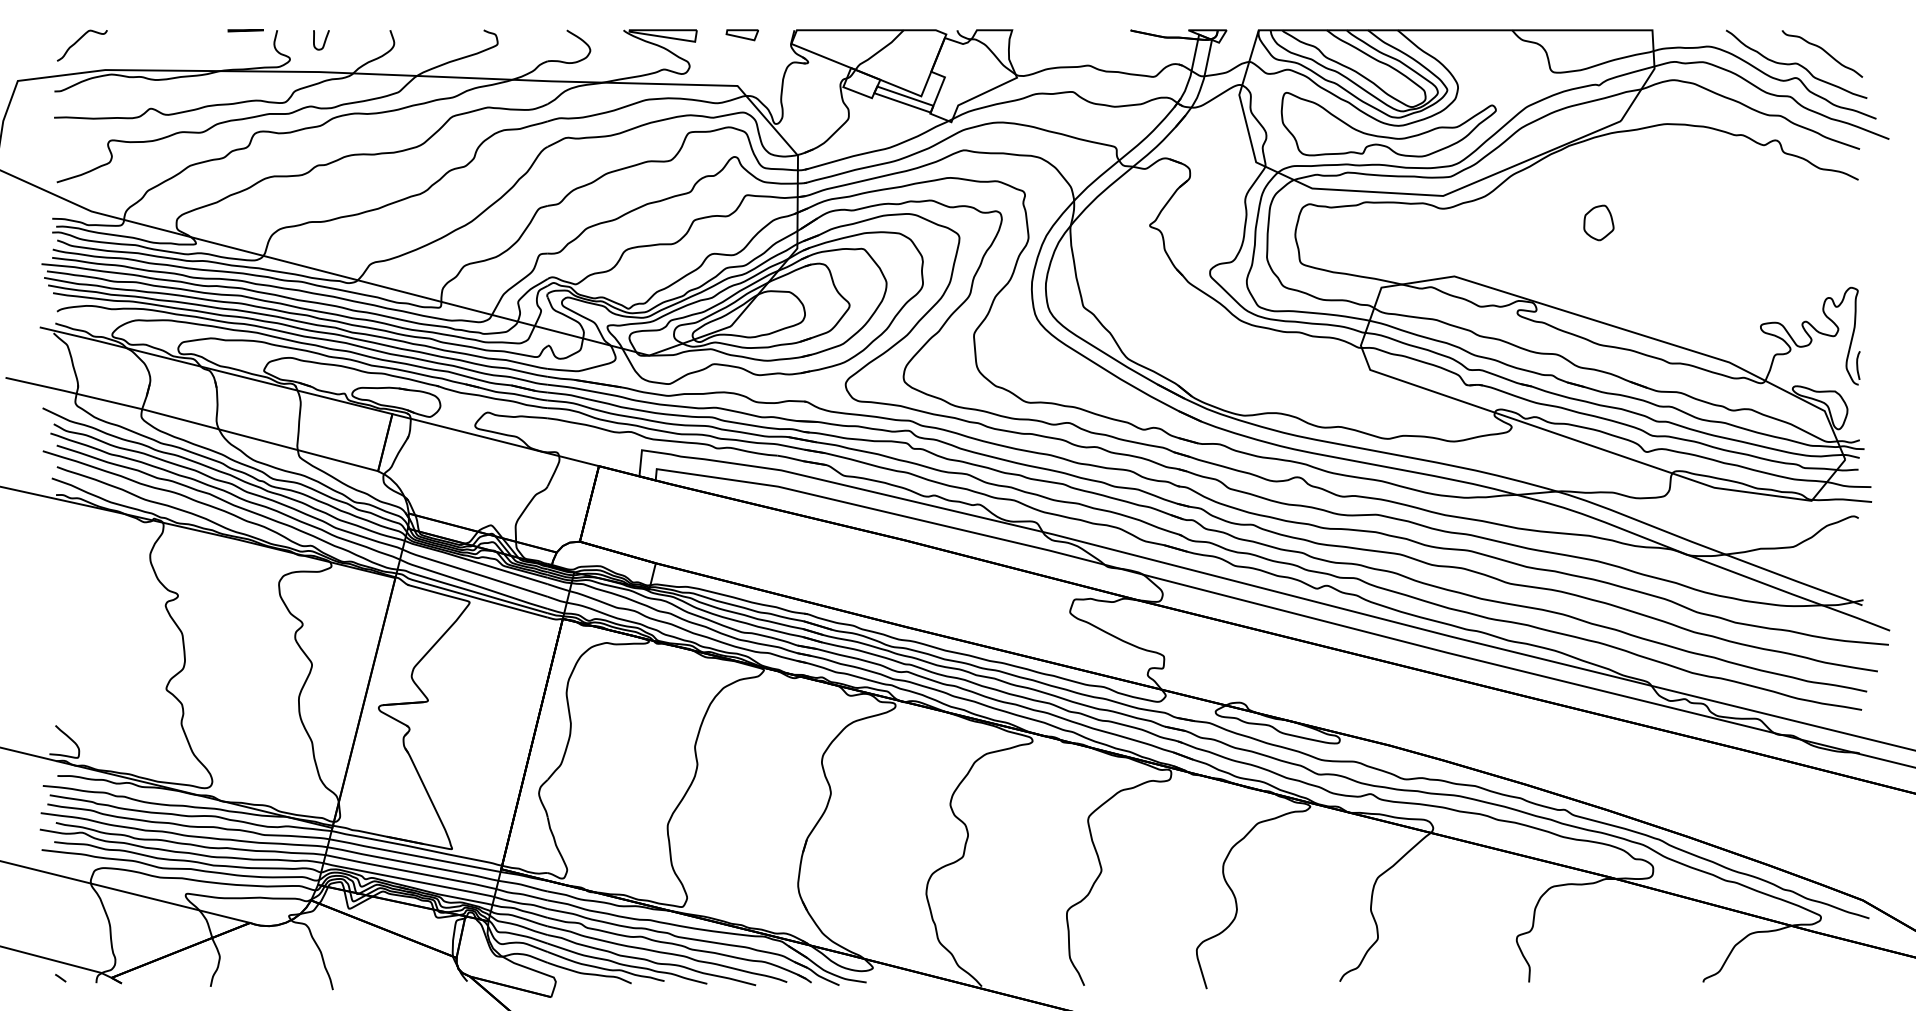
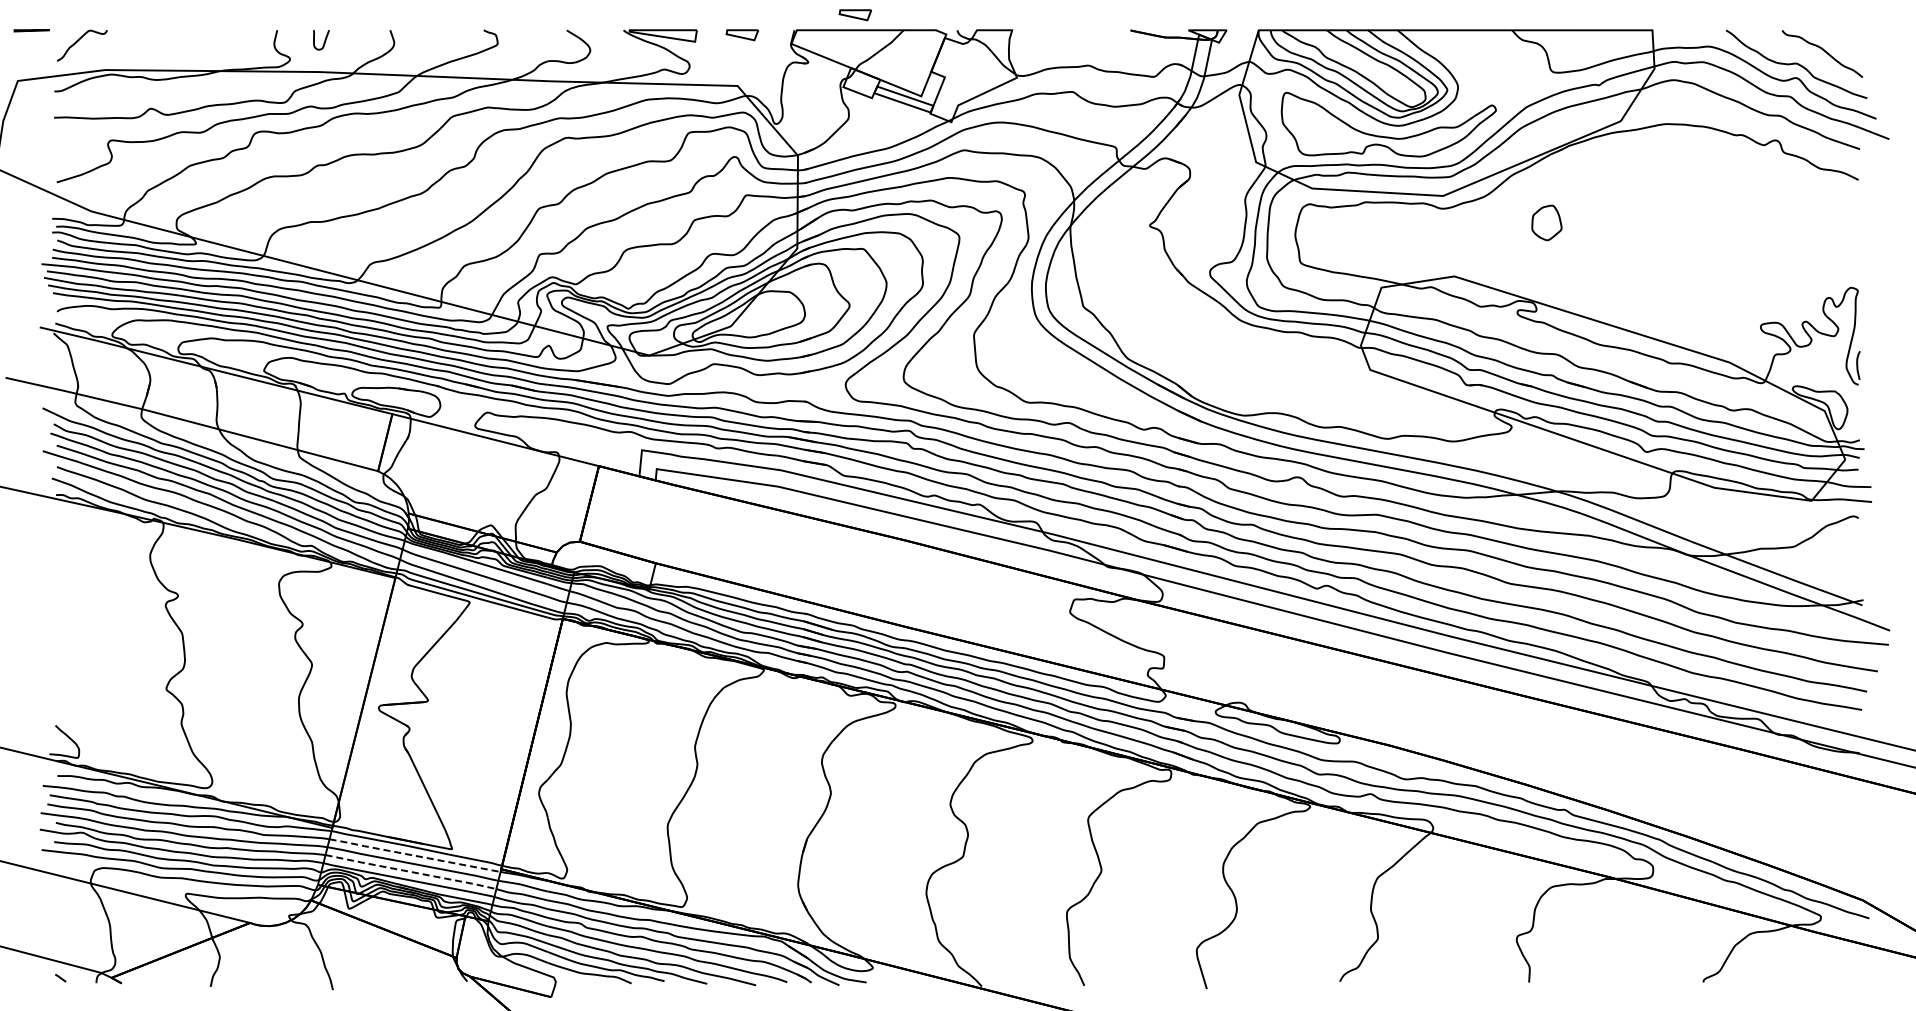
part: none -> present (854, 15)
line position: (245, 30) -> (31, 30) (31, 30)
part position: (1598, 222) -> (1546, 222) (1546, 222)
line: solid -> dashed (414, 855)
line: solid -> dashed (410, 871)
